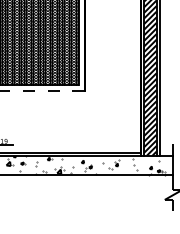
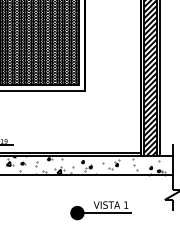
line: dashed -> solid (43, 91)
part: none -> present (100, 210)
